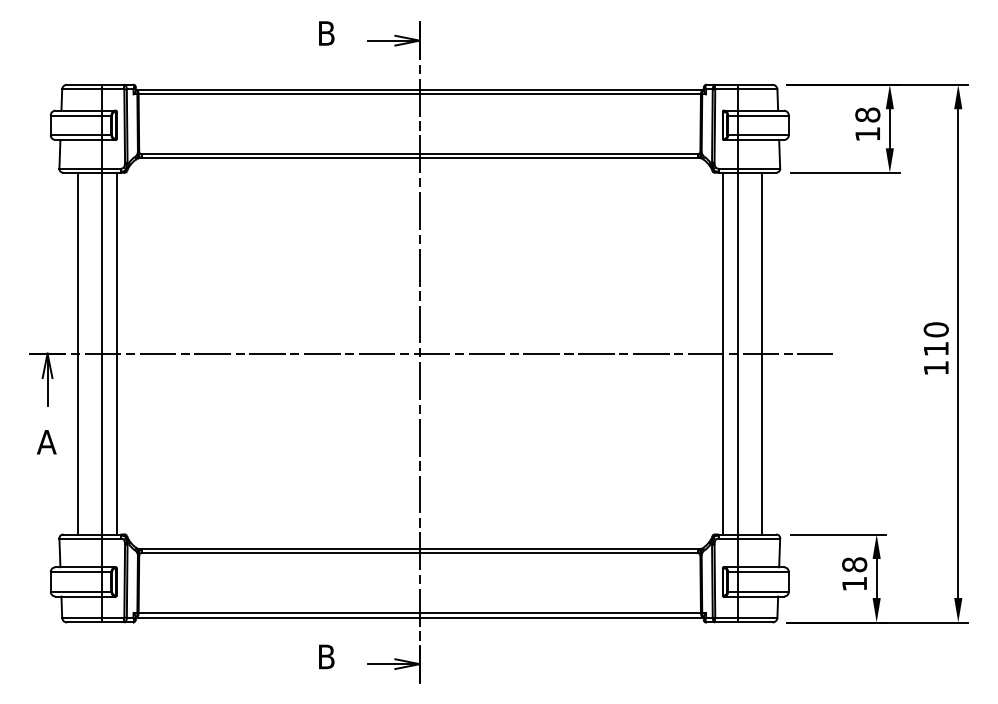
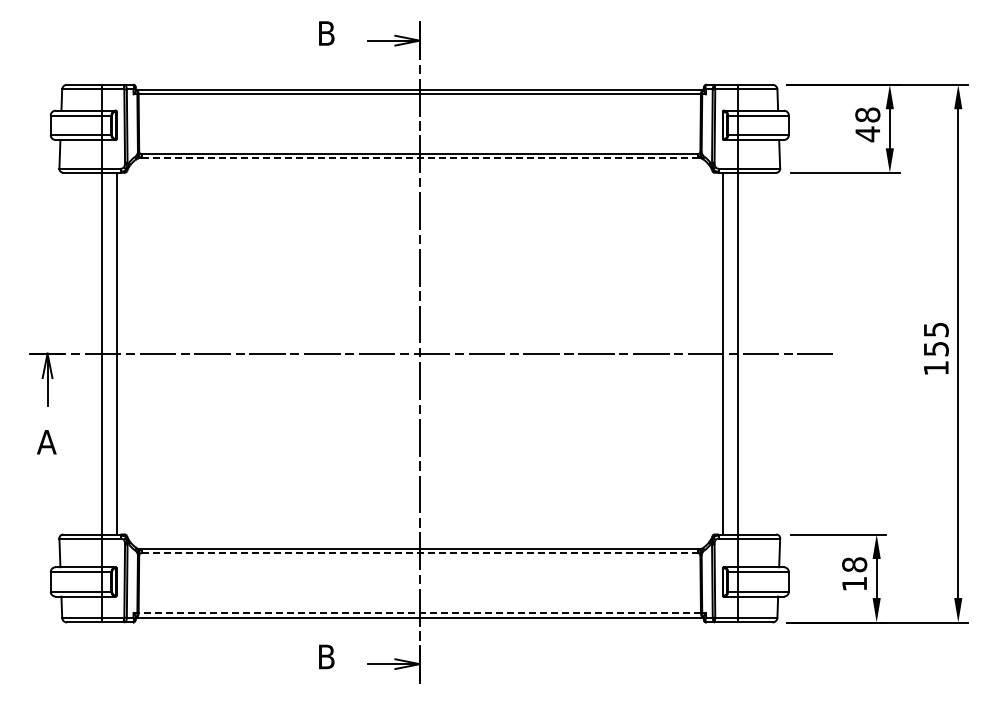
text: 18 -> 48 (867, 134)
line: solid -> dashed (419, 158)
text: 110 -> 155 (935, 339)
line: present -> none (77, 353)
line: present -> none (761, 353)
line: solid -> dashed (419, 553)
line: solid -> dashed (419, 612)
